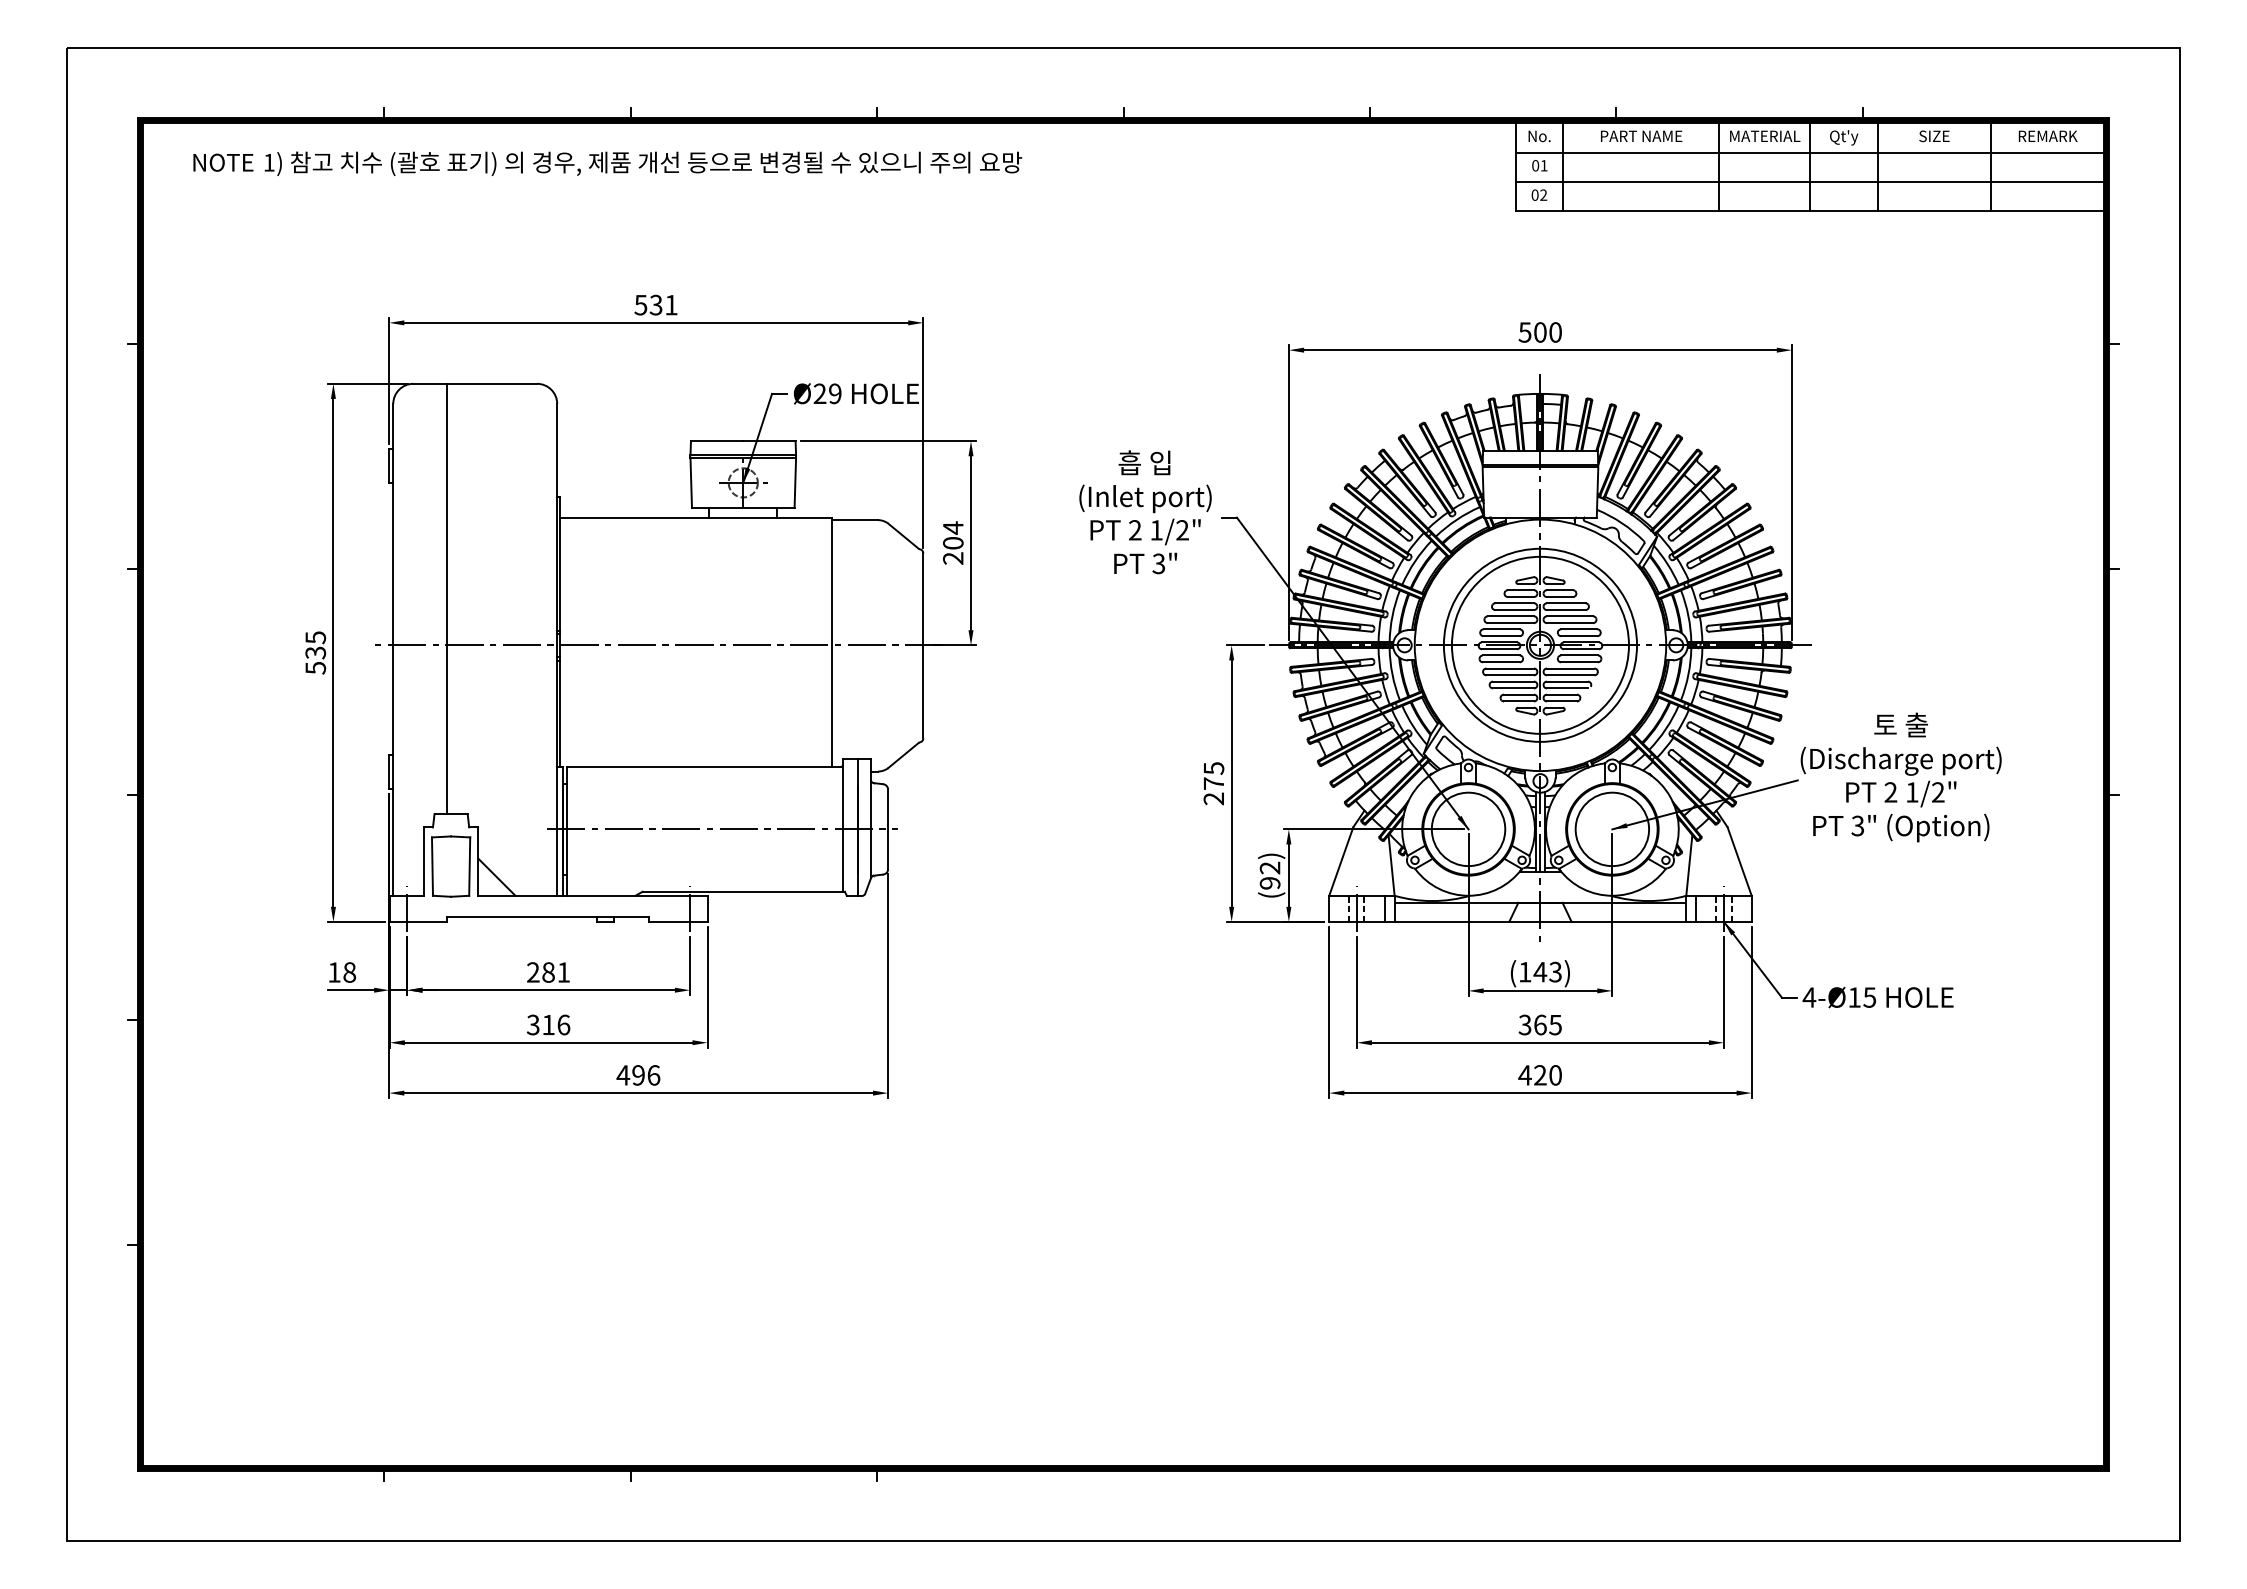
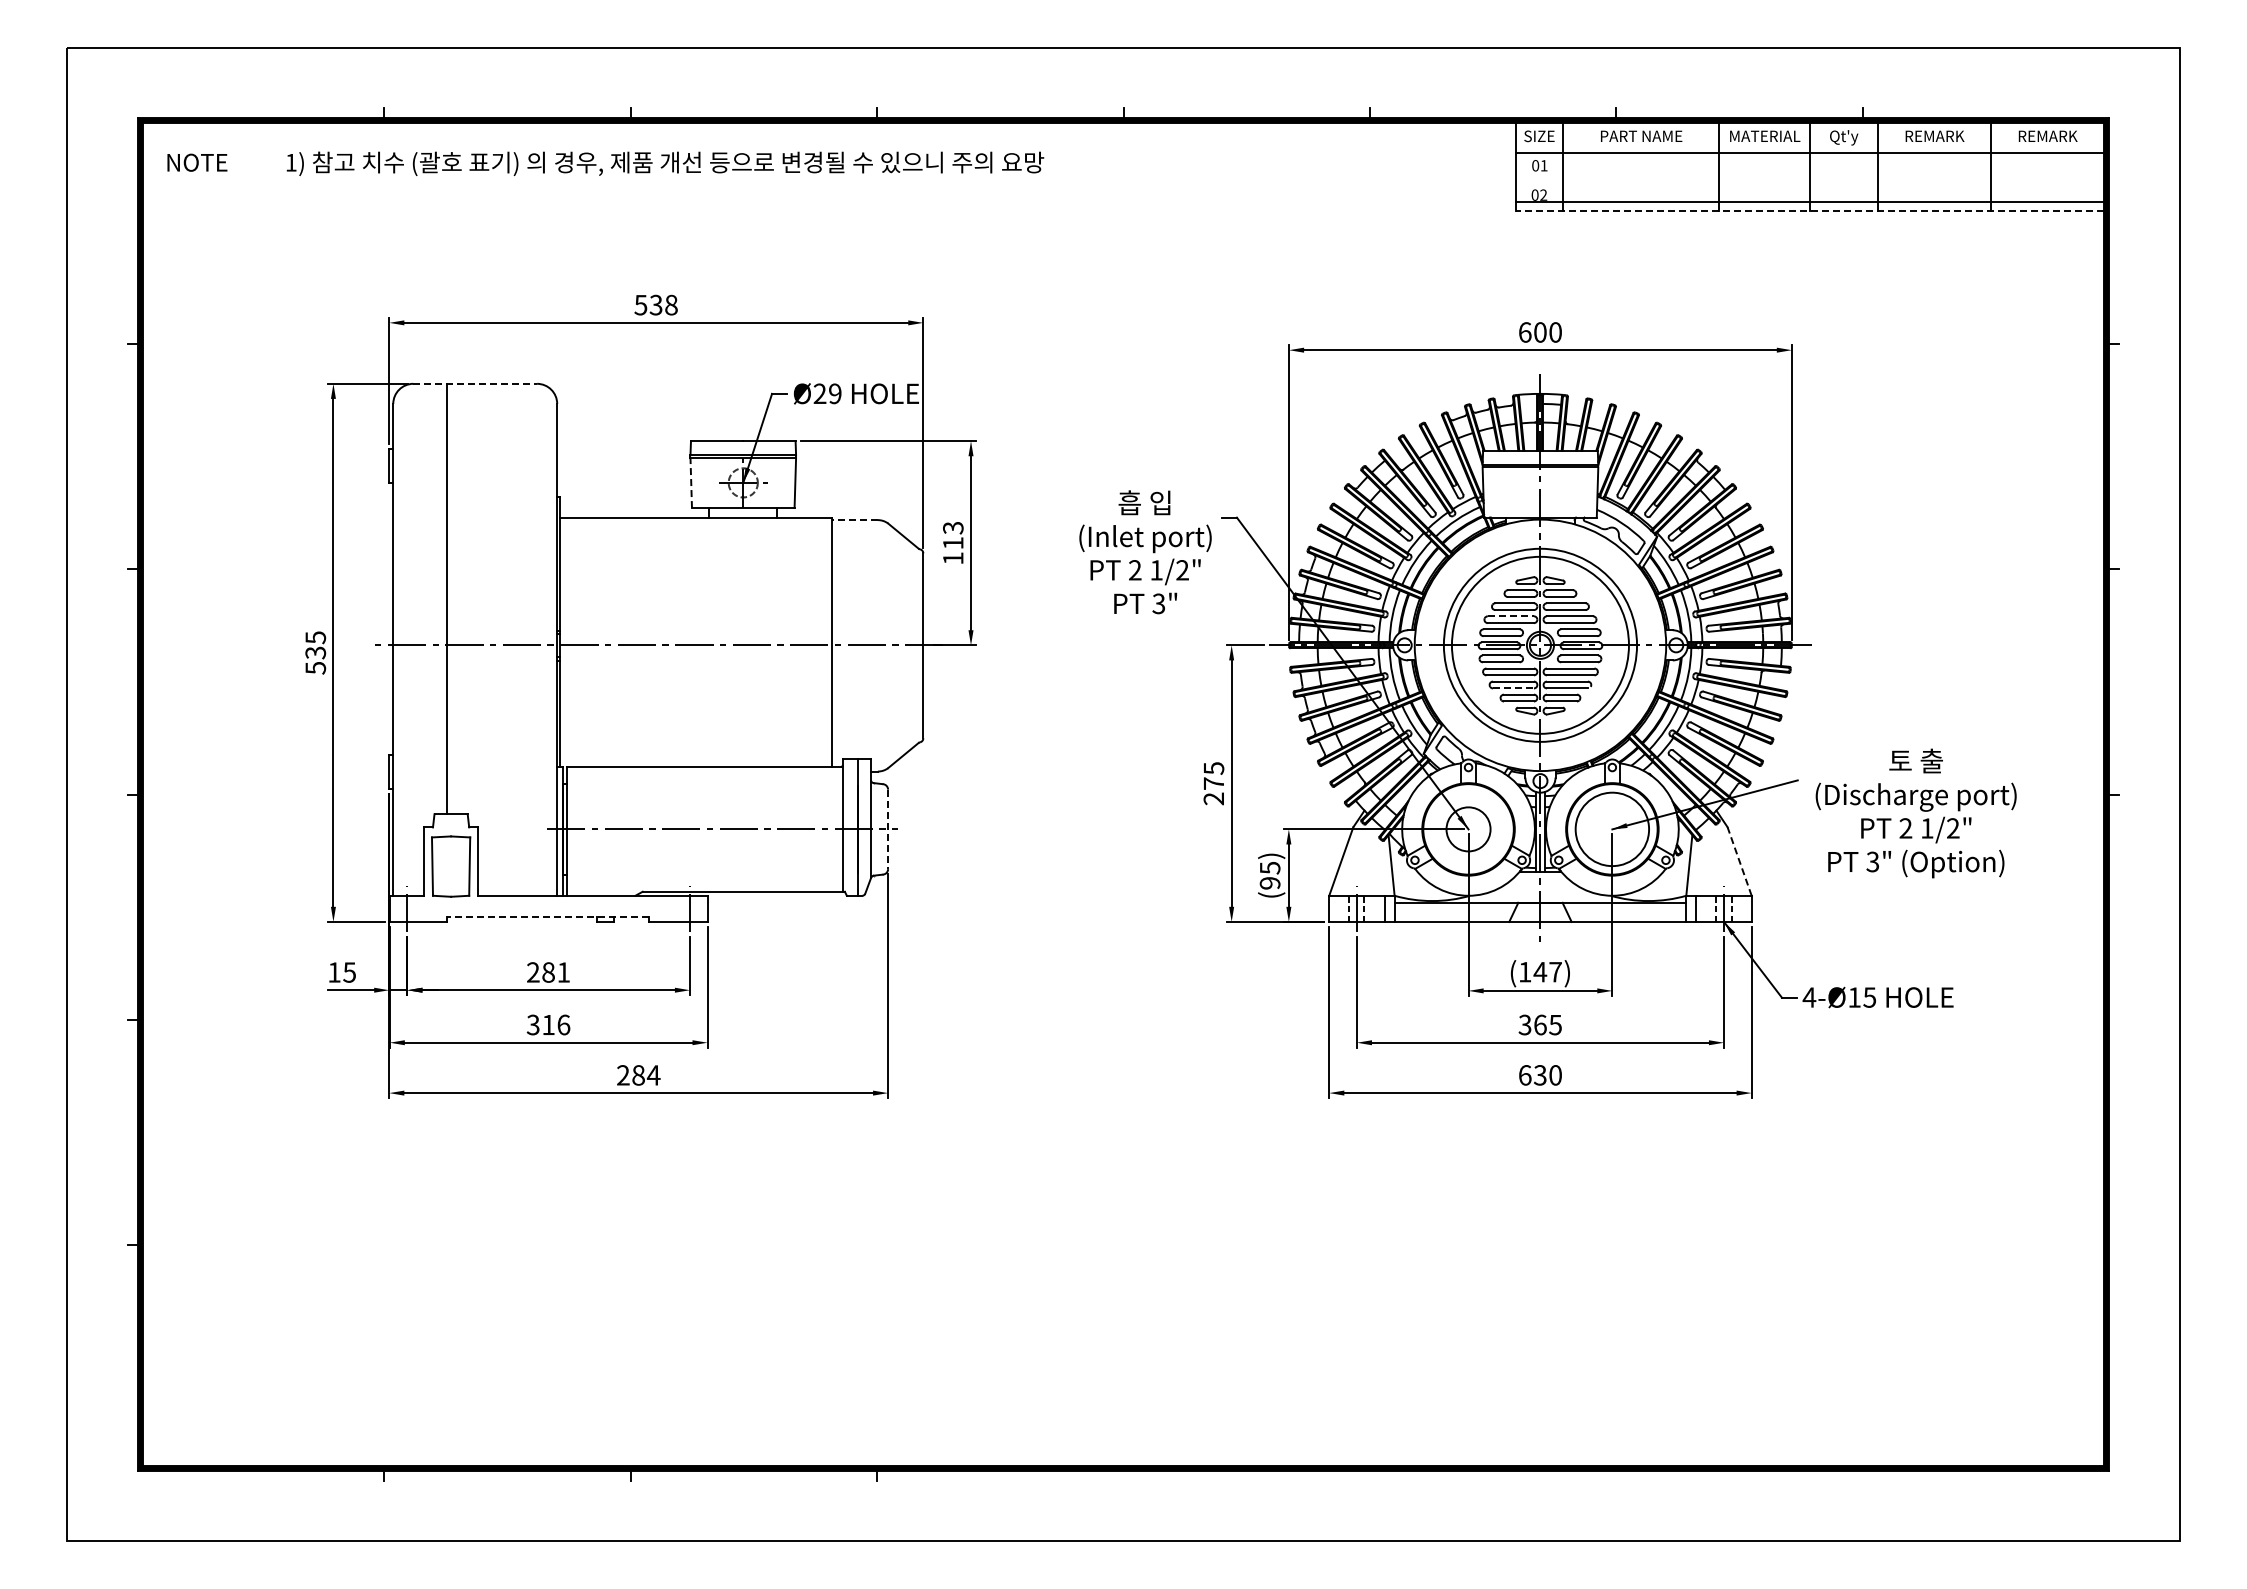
text: No. -> SIZE (1539, 136)
text: SIZE -> REMARK (1934, 136)
text position: (223, 162) -> (197, 162) (197, 162)
text position: (643, 163) -> (665, 163) (665, 163)
line position: (1809, 181) -> (1809, 201) (1809, 201)
line: solid -> dashed (1809, 211)
text: 531 -> 538 (671, 304)
text: 500 -> 600 (1524, 332)
line: solid -> dashed (475, 383)
line: solid -> dashed (691, 482)
text position: (1145, 512) -> (1145, 552) (1145, 552)
line: solid -> dashed (854, 520)
text: 204 -> 113 (953, 542)
line: solid -> dashed (1511, 616)
line: solid -> dashed (1514, 688)
text position: (1900, 777) -> (1915, 813) (1915, 813)
line: solid -> dashed (888, 829)
circle diameter: 73 px -> 44 px (1468, 829)
line: solid -> dashed (1739, 861)
text: (92) -> (95) (1269, 867)
line: present -> none (496, 876)
line: solid -> dashed (547, 917)
text: (143) -> (147) (1555, 971)
text: 18 -> 15 (349, 972)
text: 496 -> 284 (638, 1075)
text: 420 -> 630 (1532, 1075)
